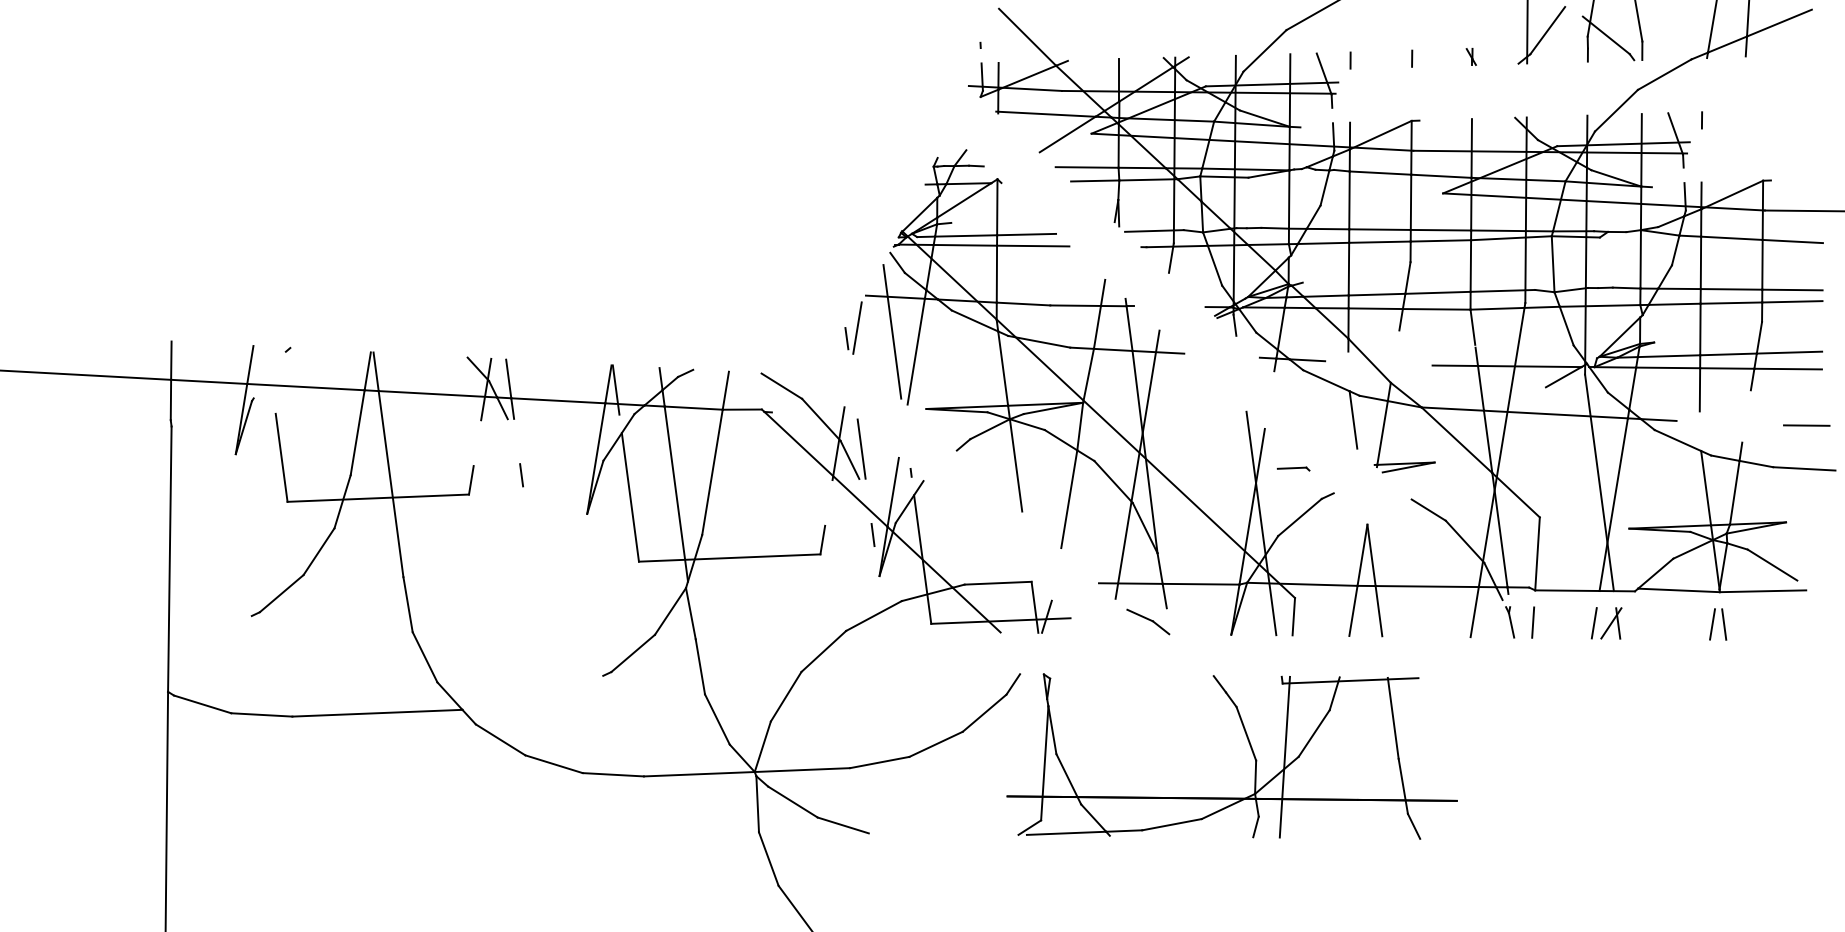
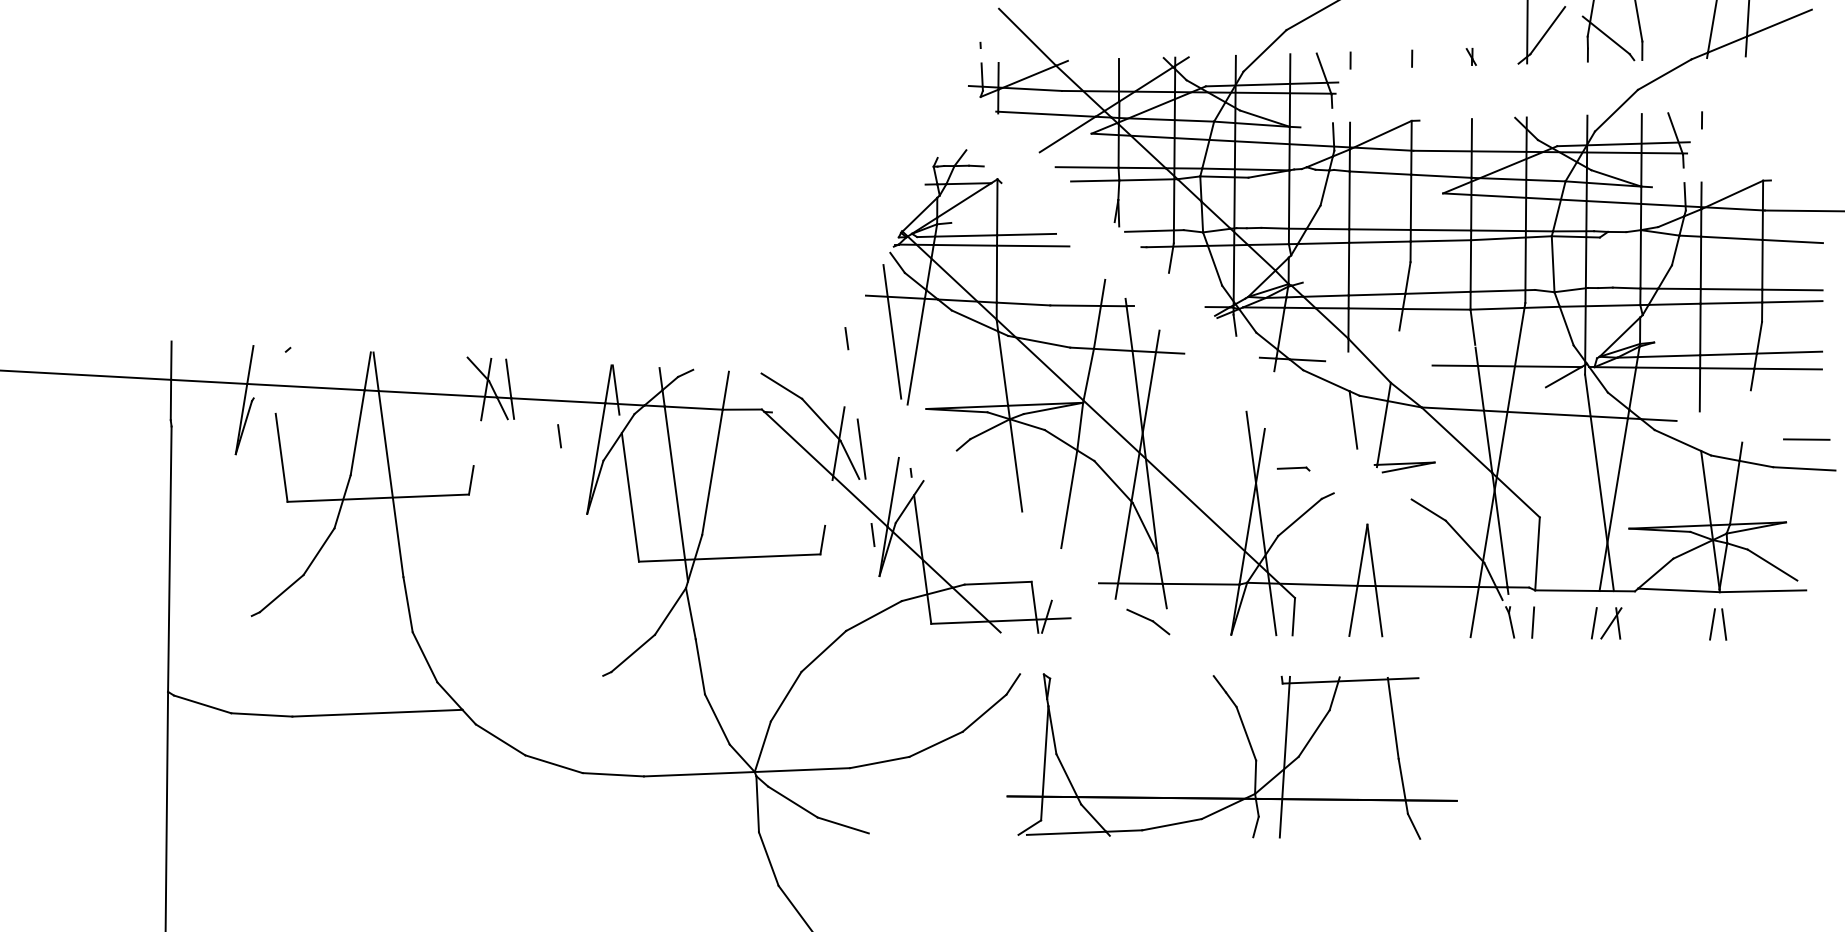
line: present -> none (857, 327)
line position: (1806, 425) -> (1806, 439) (1806, 439)
line position: (521, 475) -> (559, 436) (559, 436)
